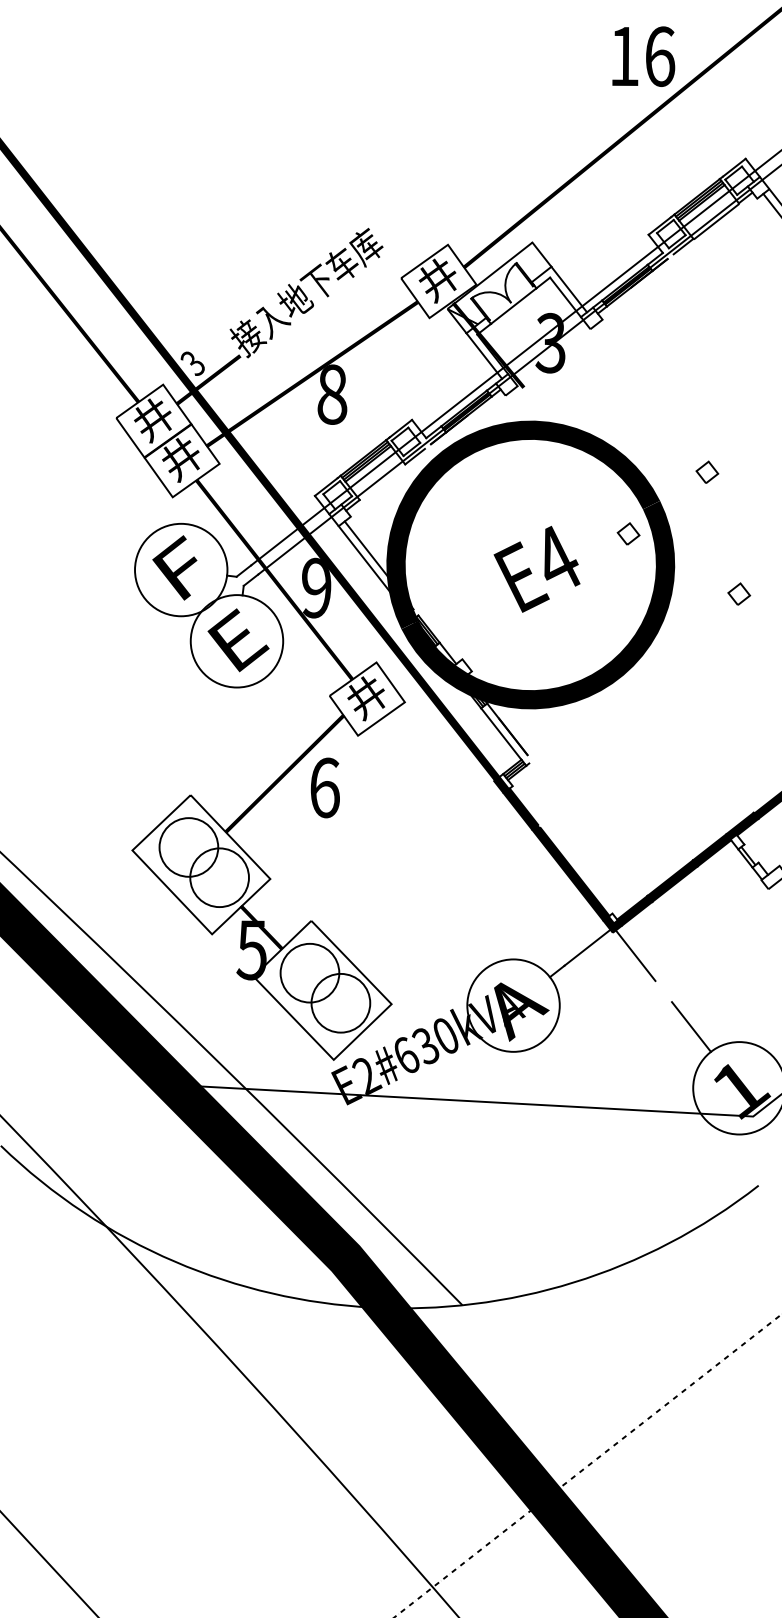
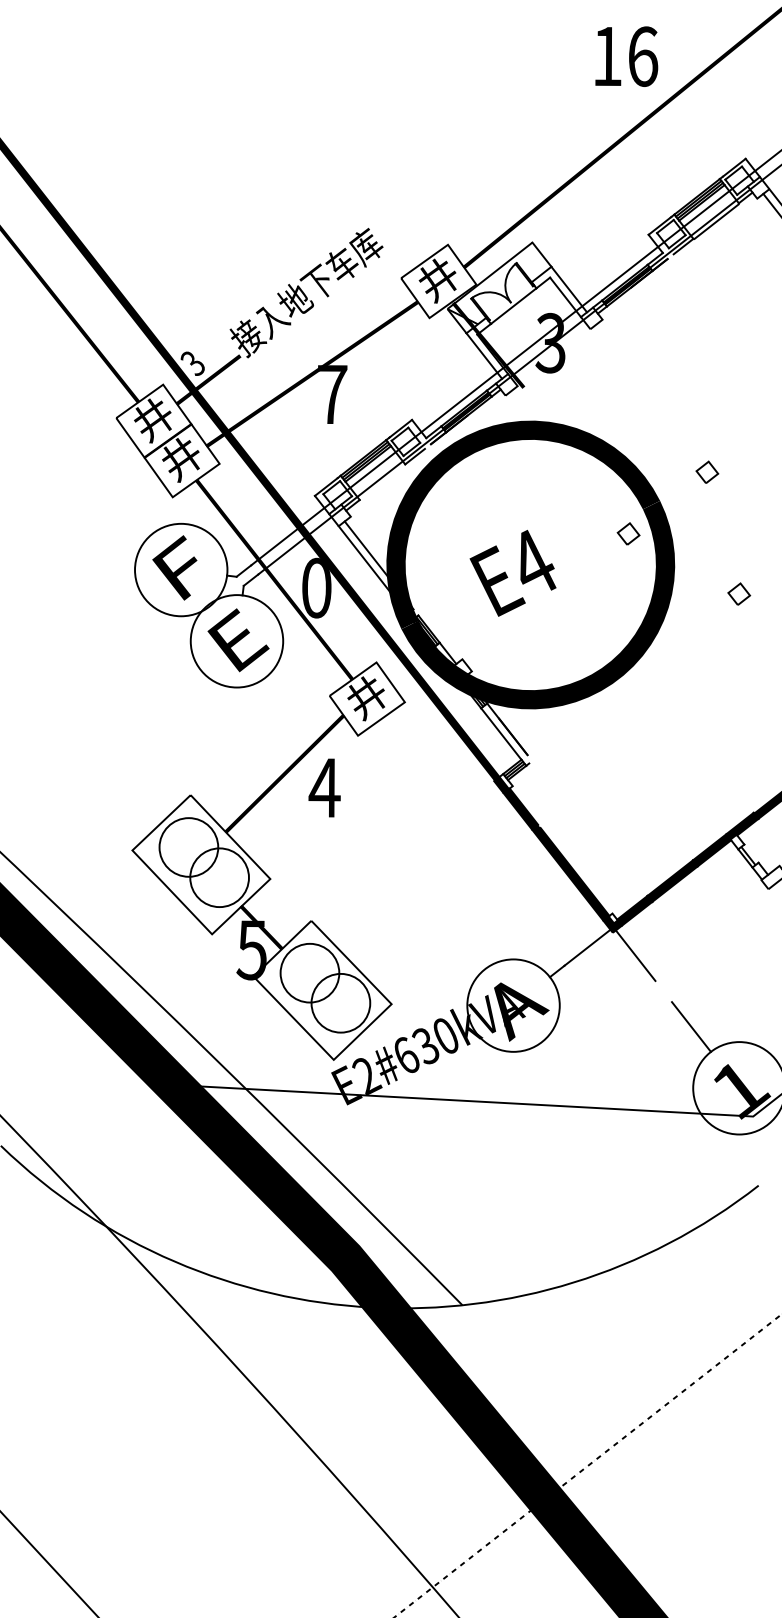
text position: (643, 56) -> (626, 56) (626, 56)
text: 8 -> 7 (332, 394)
text position: (536, 569) -> (512, 573) (512, 573)
text: 9 -> 0 (316, 587)
text: 6 -> 4 (324, 787)
